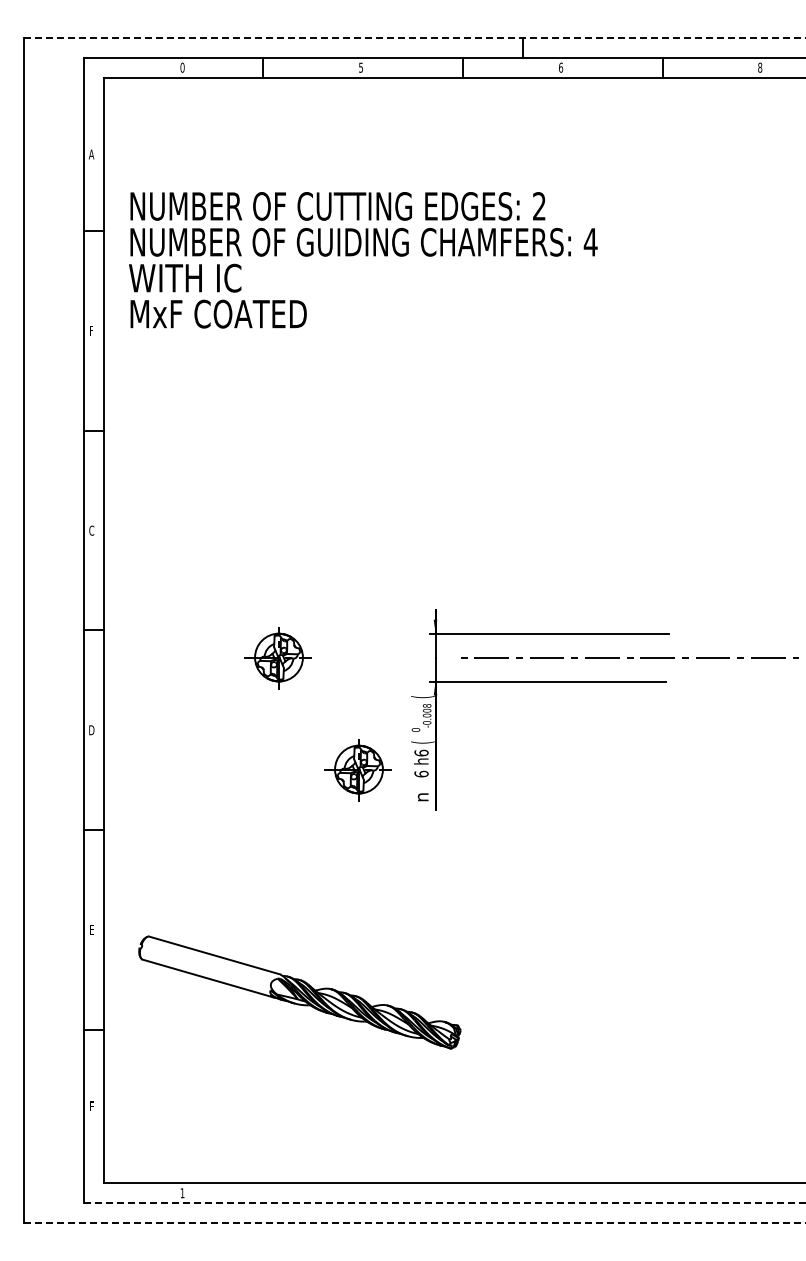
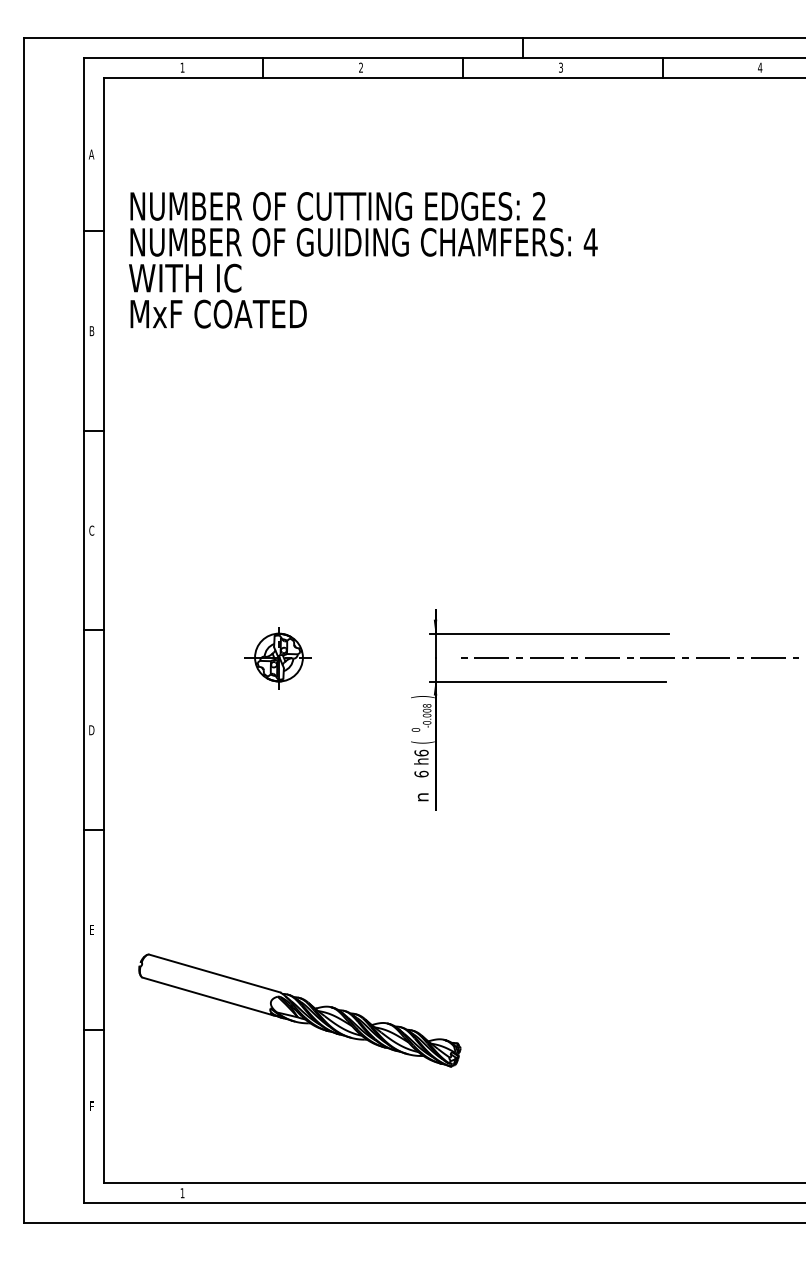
line: dashed -> solid (414, 37)
text: 0 -> 1 (182, 67)
text: 5 -> 2 (361, 67)
text: 6 -> 3 (561, 67)
text: 8 -> 4 (760, 67)
text: F -> B (91, 331)
text: ( -> ) (422, 697)
part: present -> none (357, 770)
part position: (299, 992) -> (299, 1010) (299, 1010)
line: dashed -> solid (444, 1203)
line: dashed -> solid (414, 1223)
